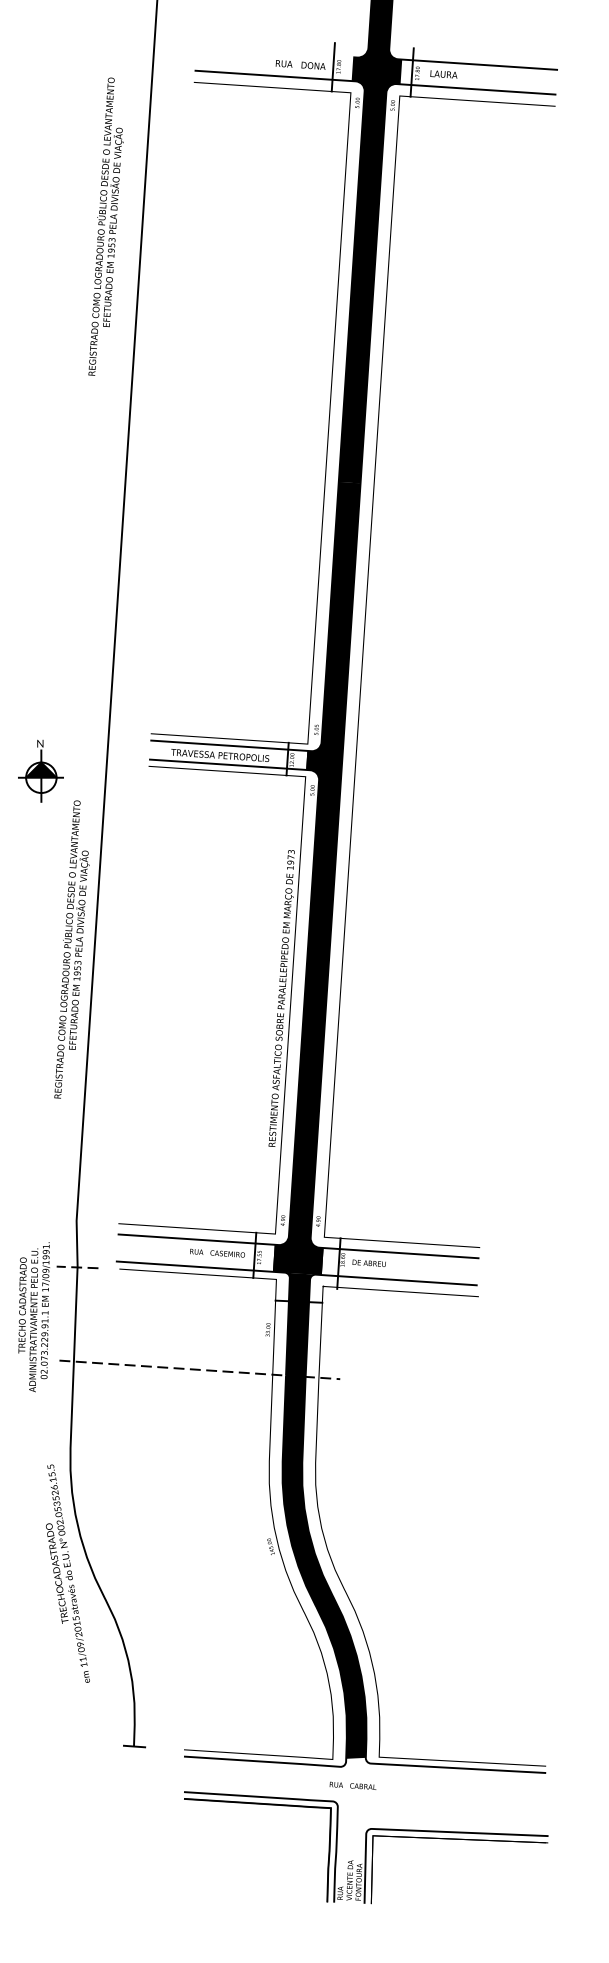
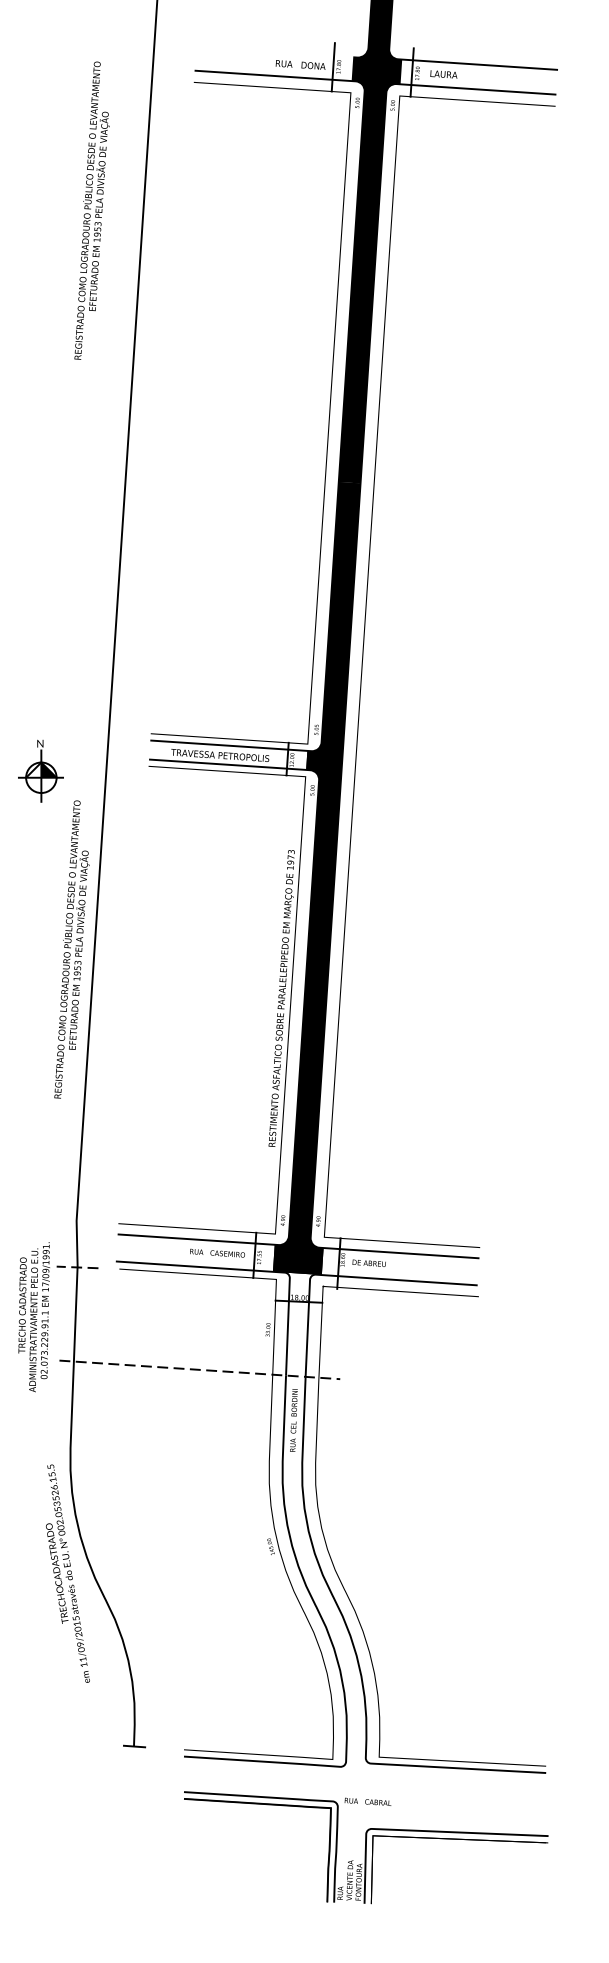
text position: (105, 226) -> (91, 210) (91, 210)
fill: present -> none (33, 769)
fill: present -> none (324, 1515)
text position: (352, 1785) -> (367, 1801) (367, 1801)
